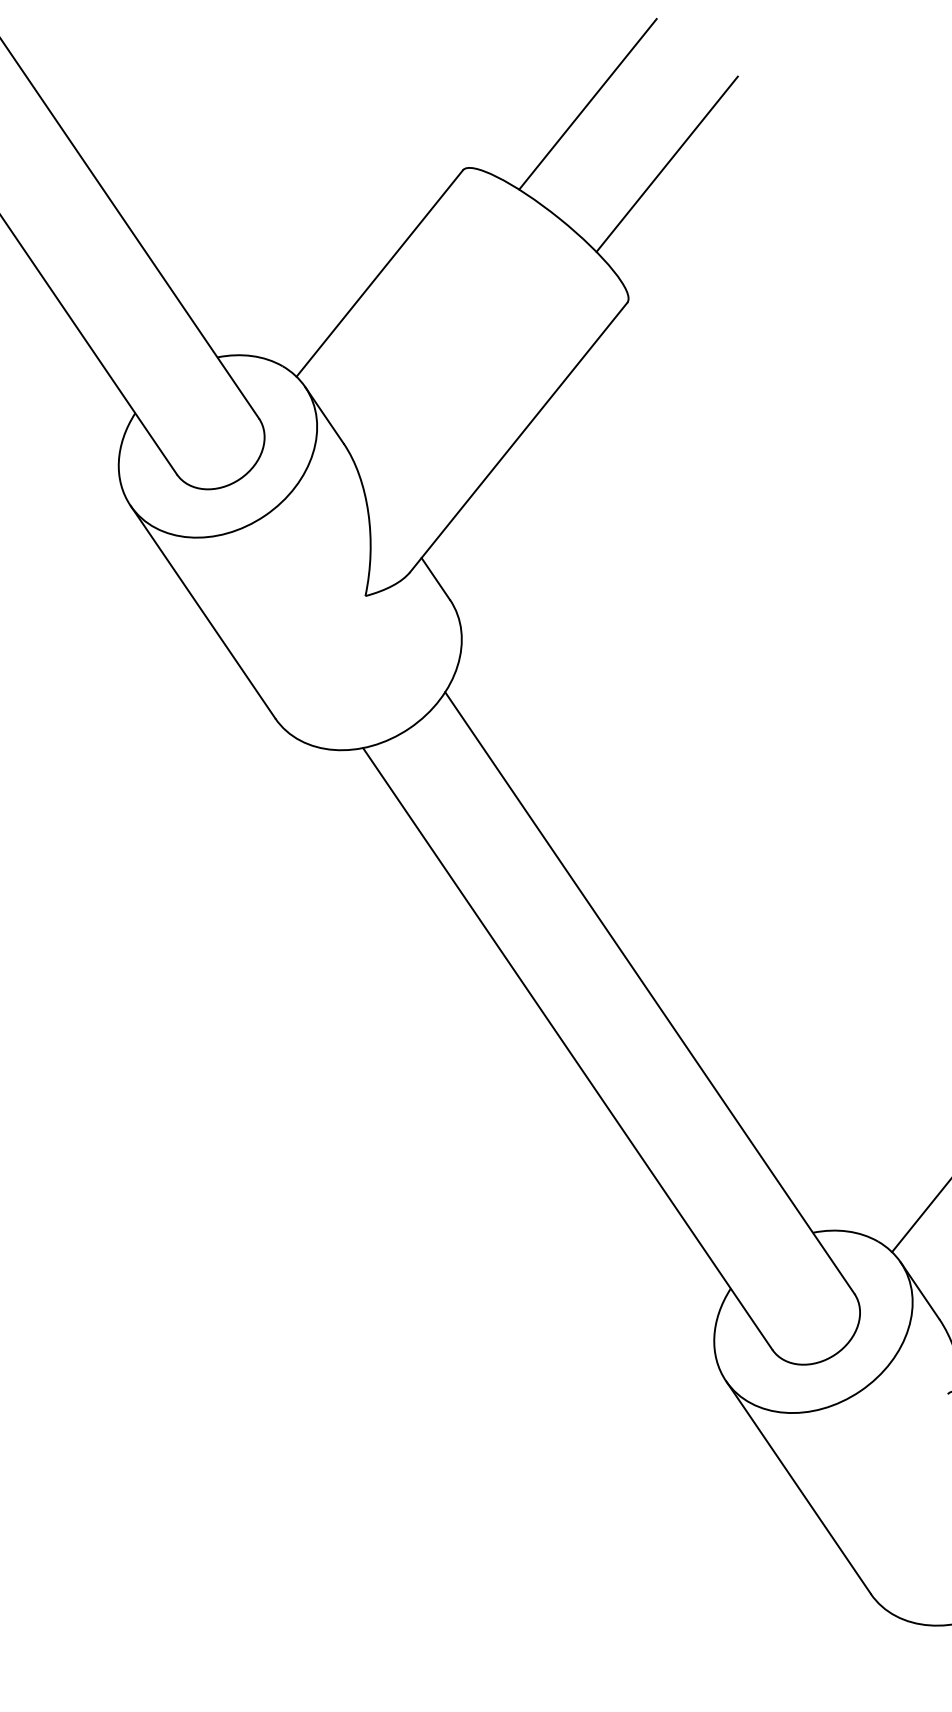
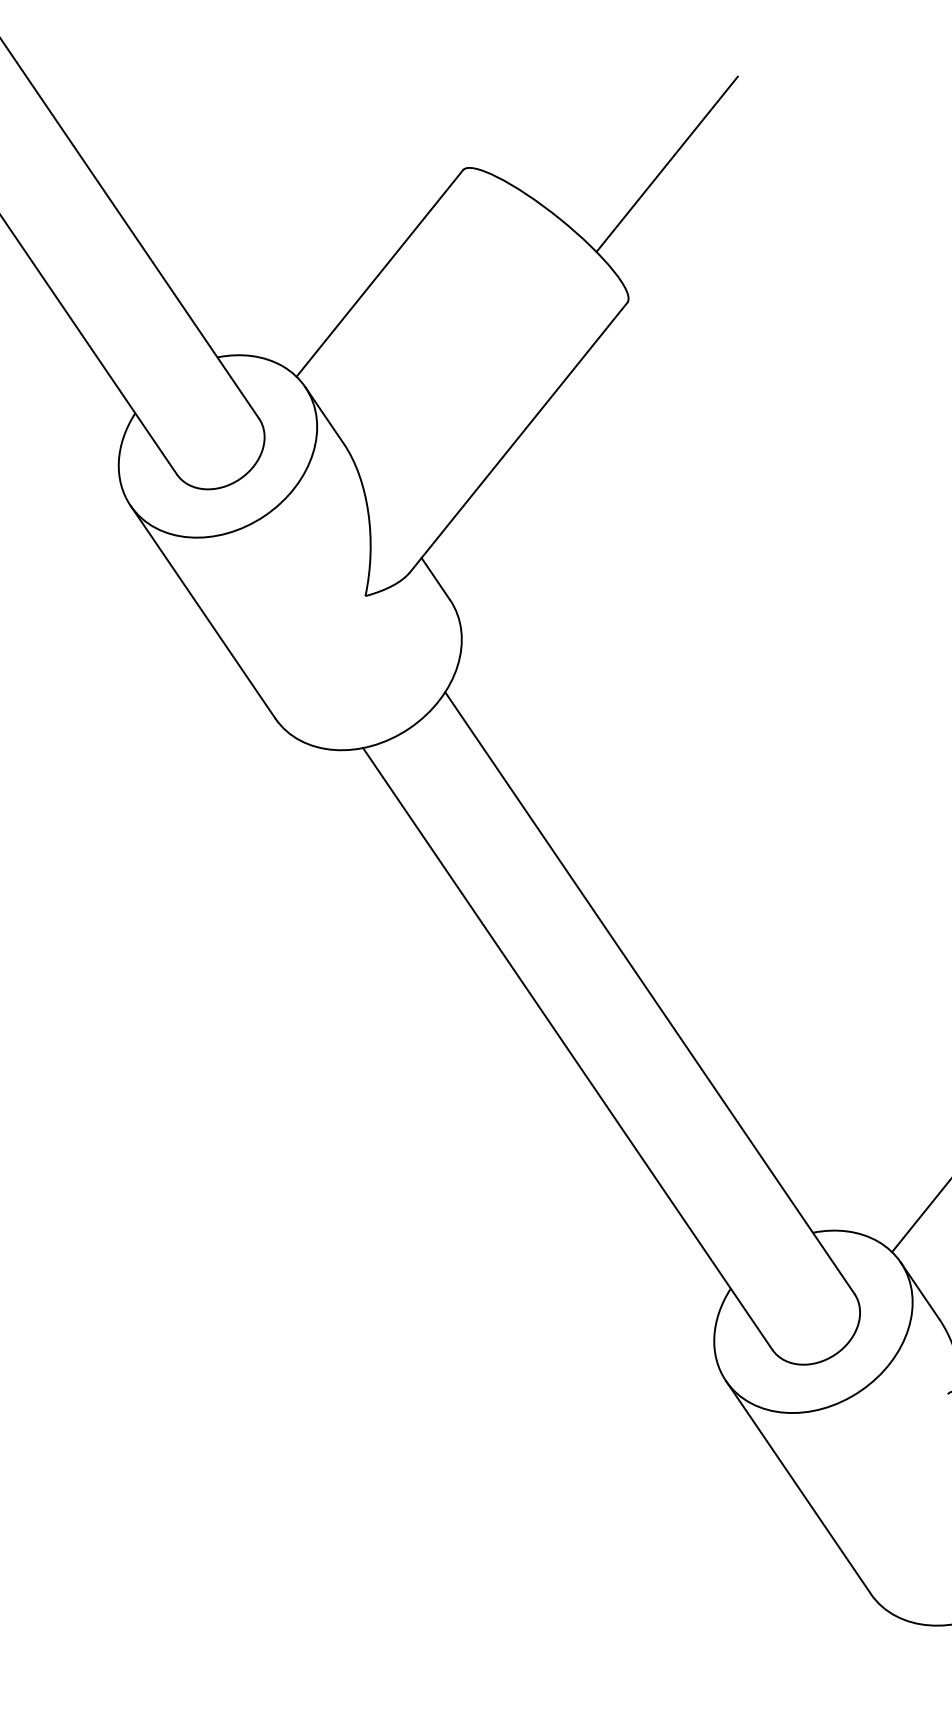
line: present -> none (587, 104)
